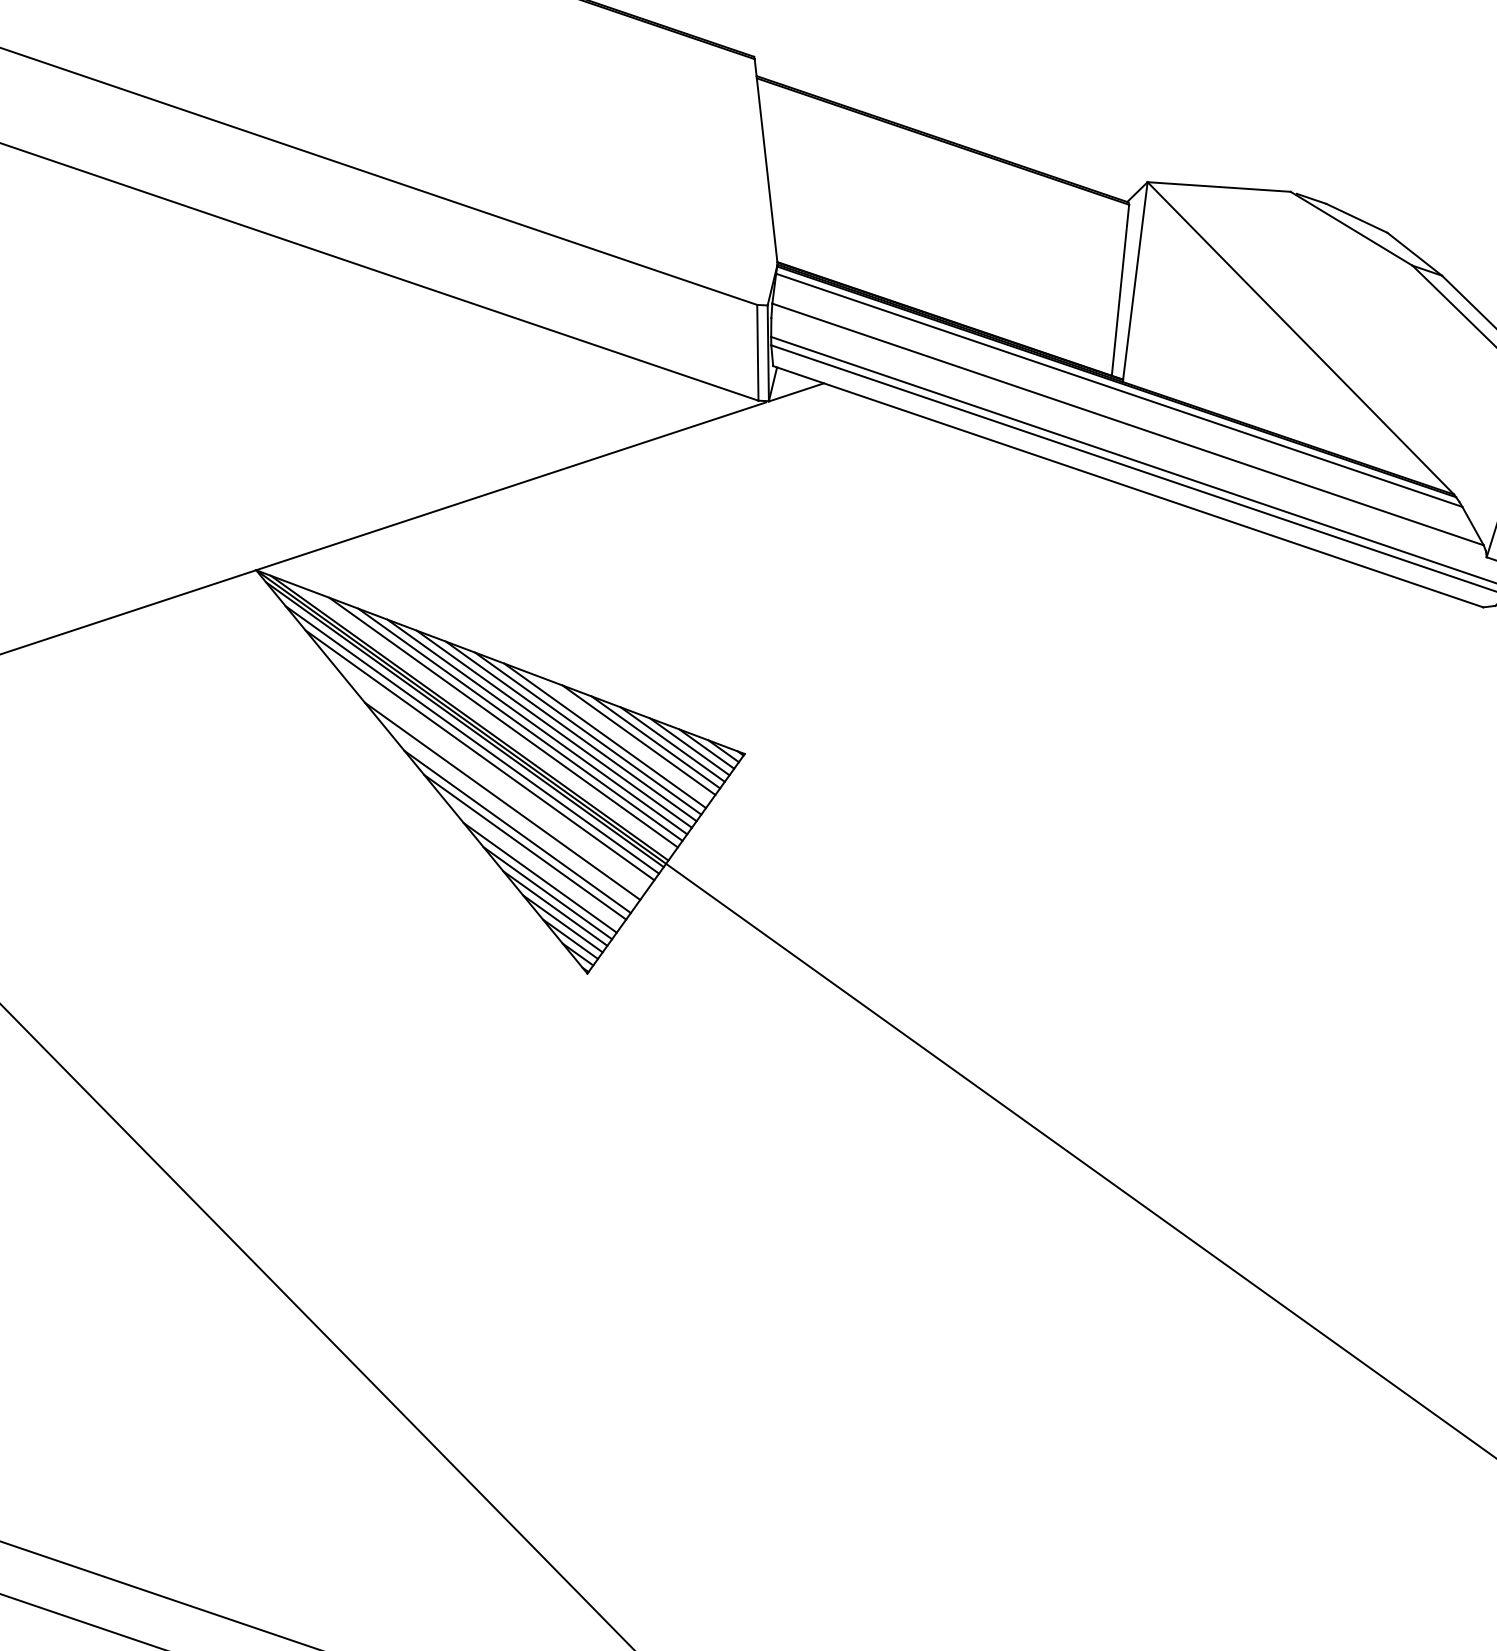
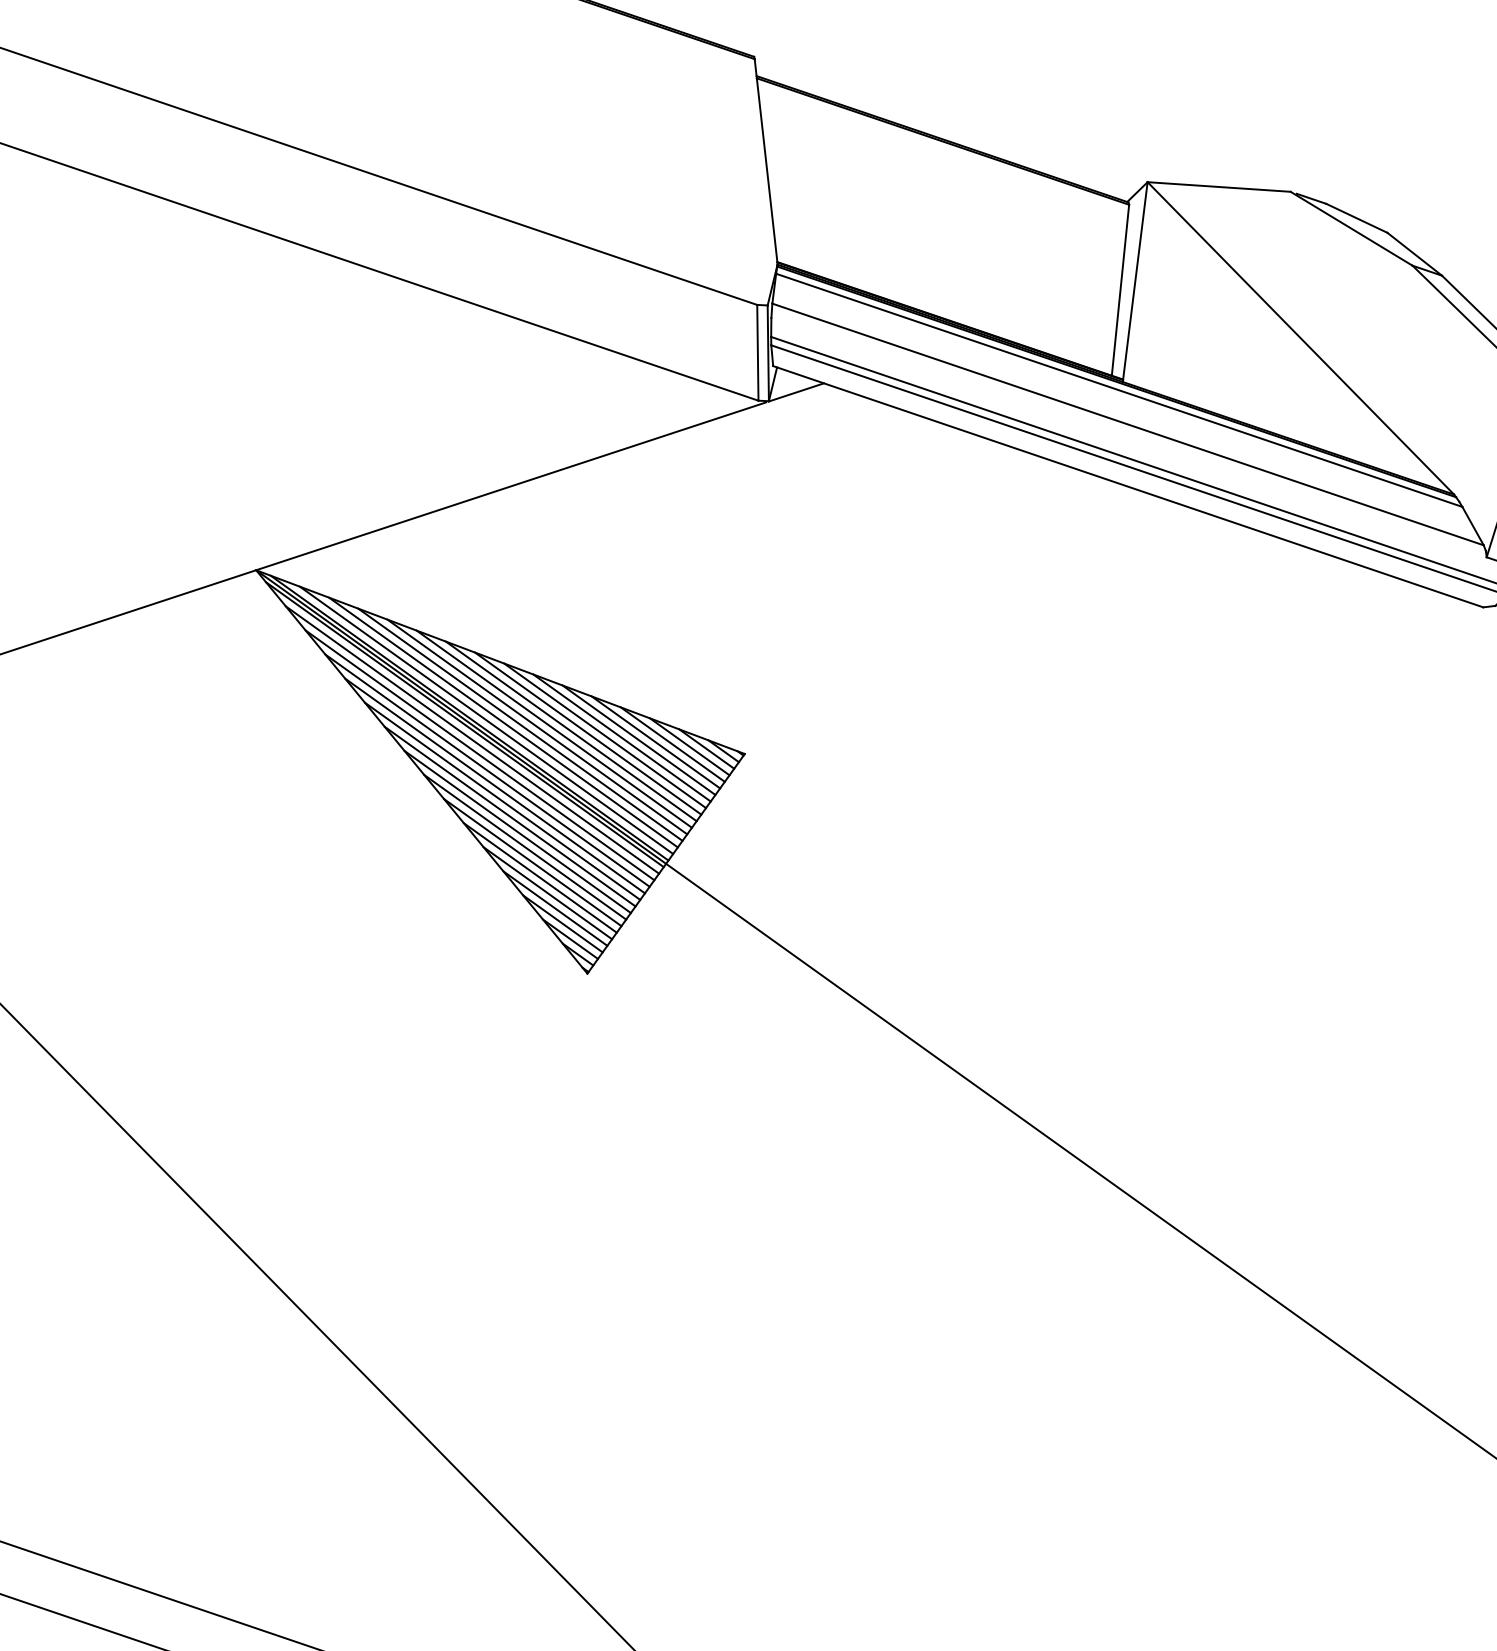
line: none -> present (486, 720)
line: none -> present (621, 737)
line: none -> present (487, 770)
line: none -> present (494, 785)
line: none -> present (509, 816)
line: none -> present (532, 862)
